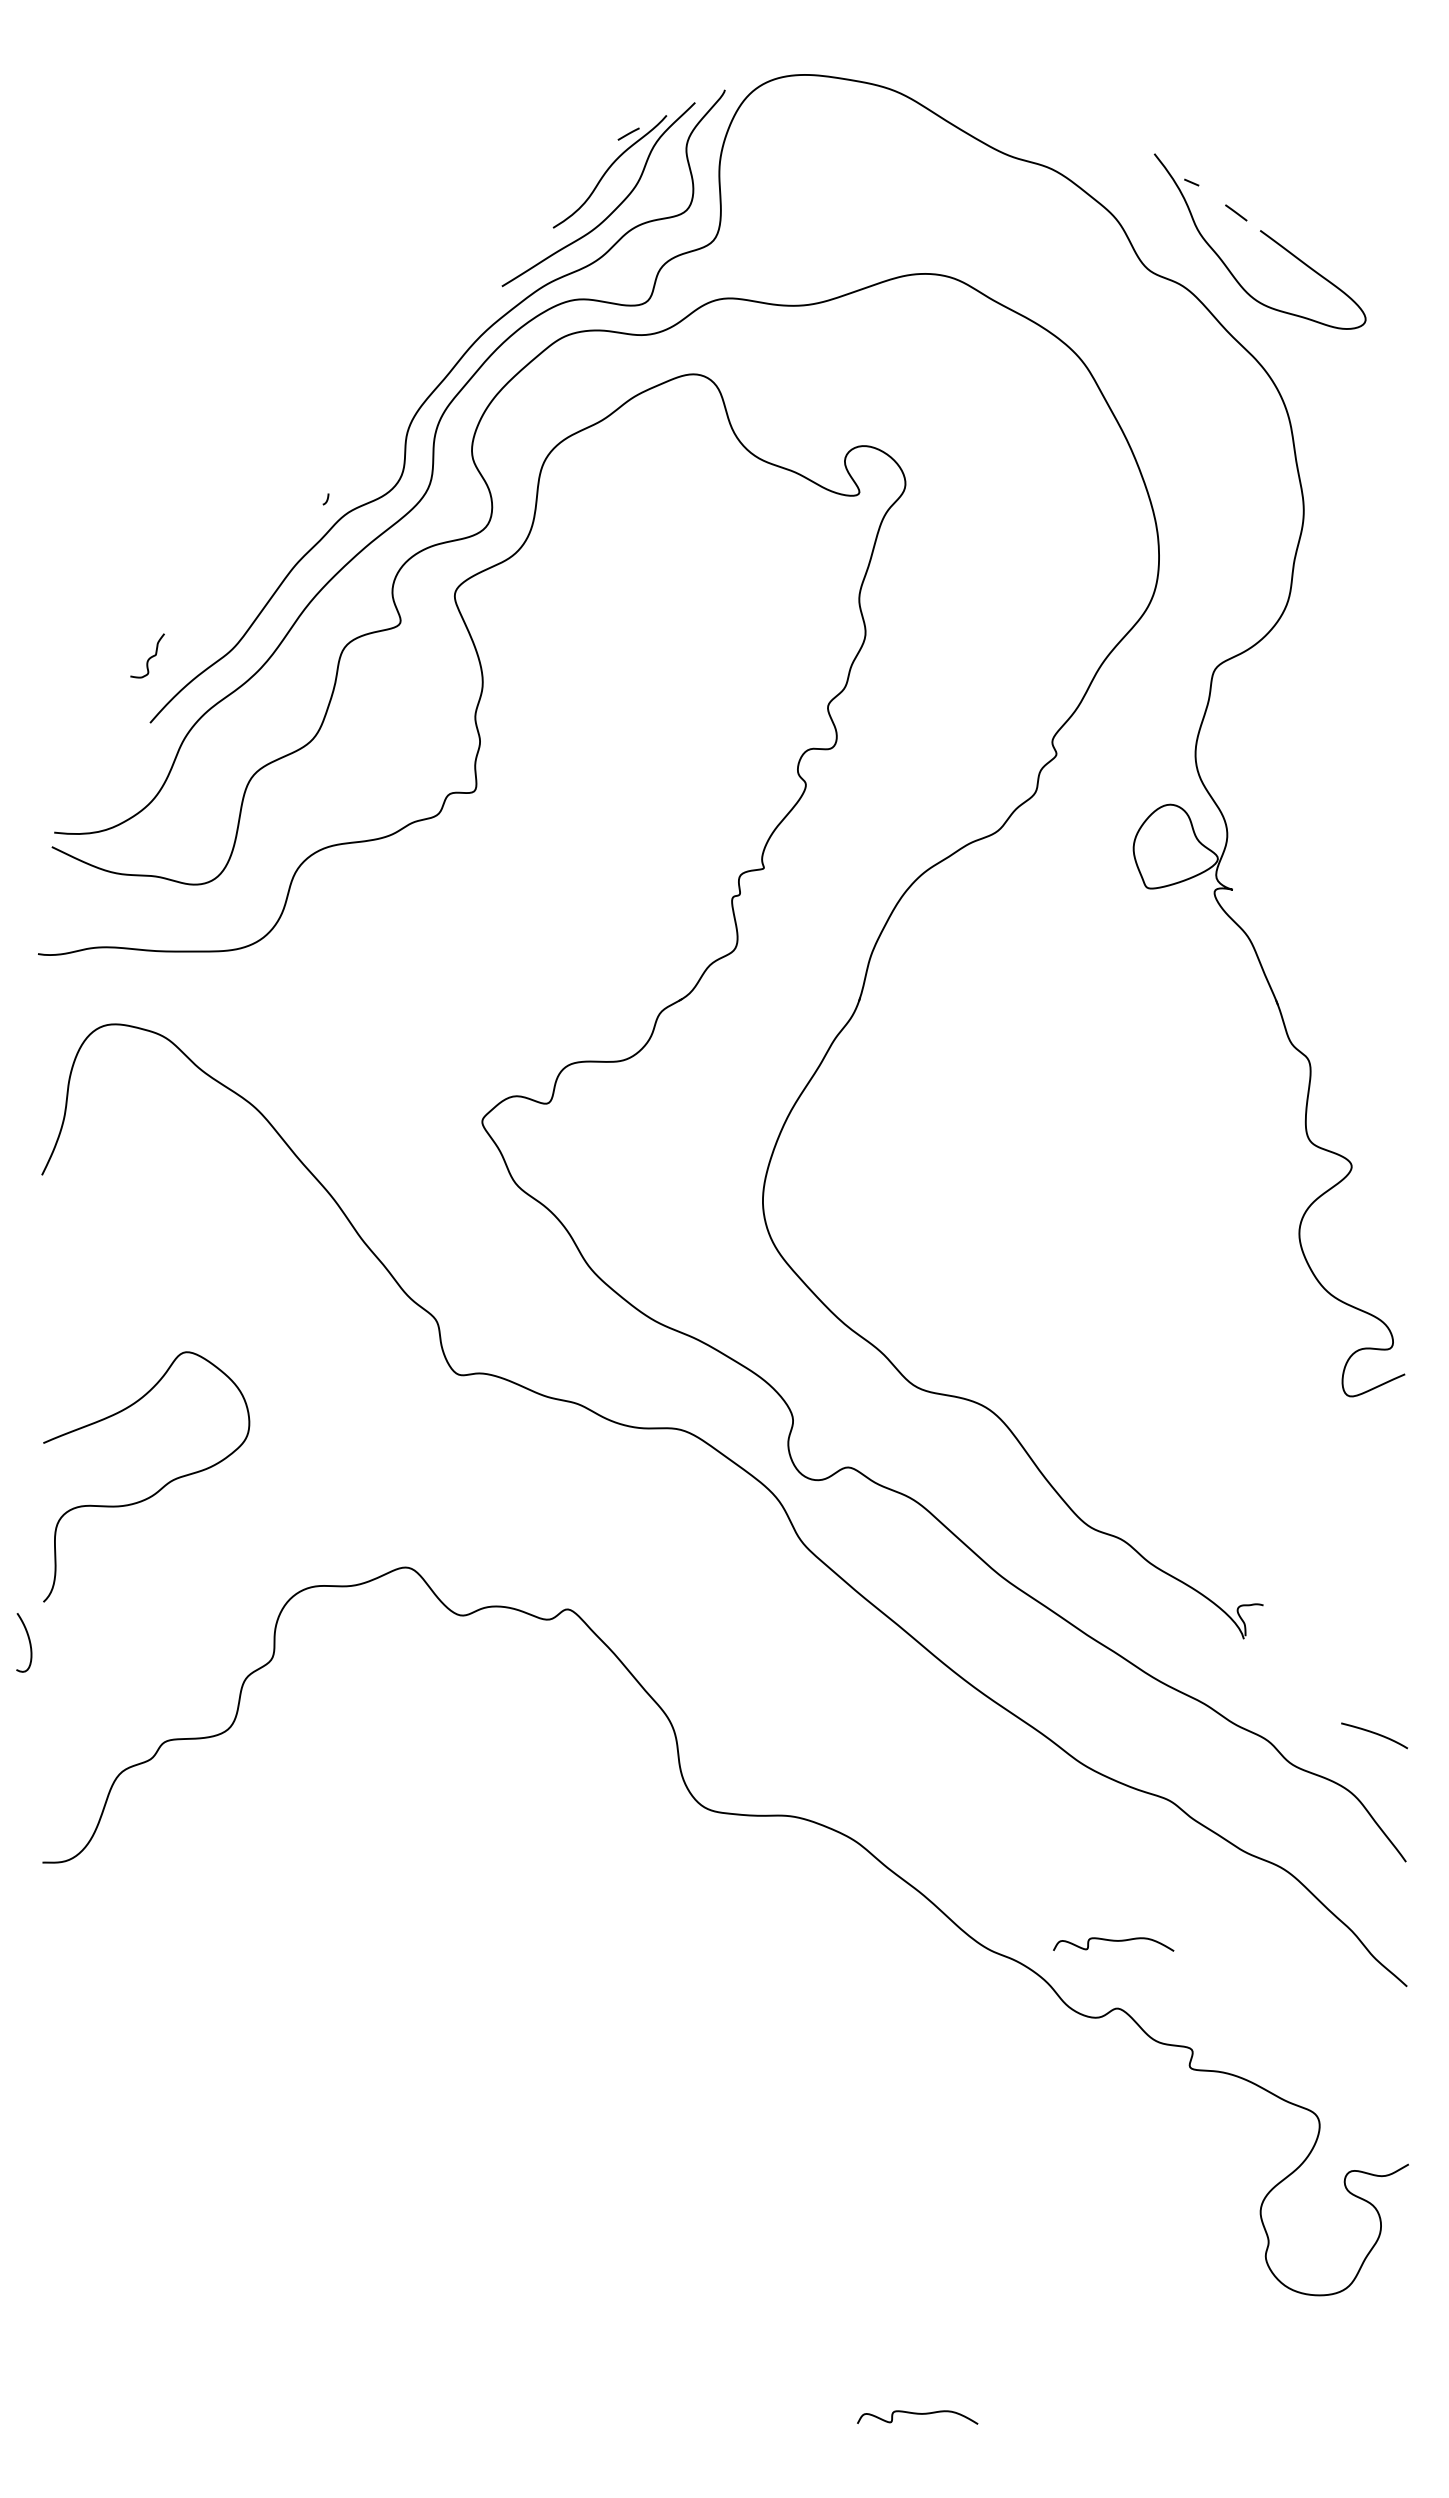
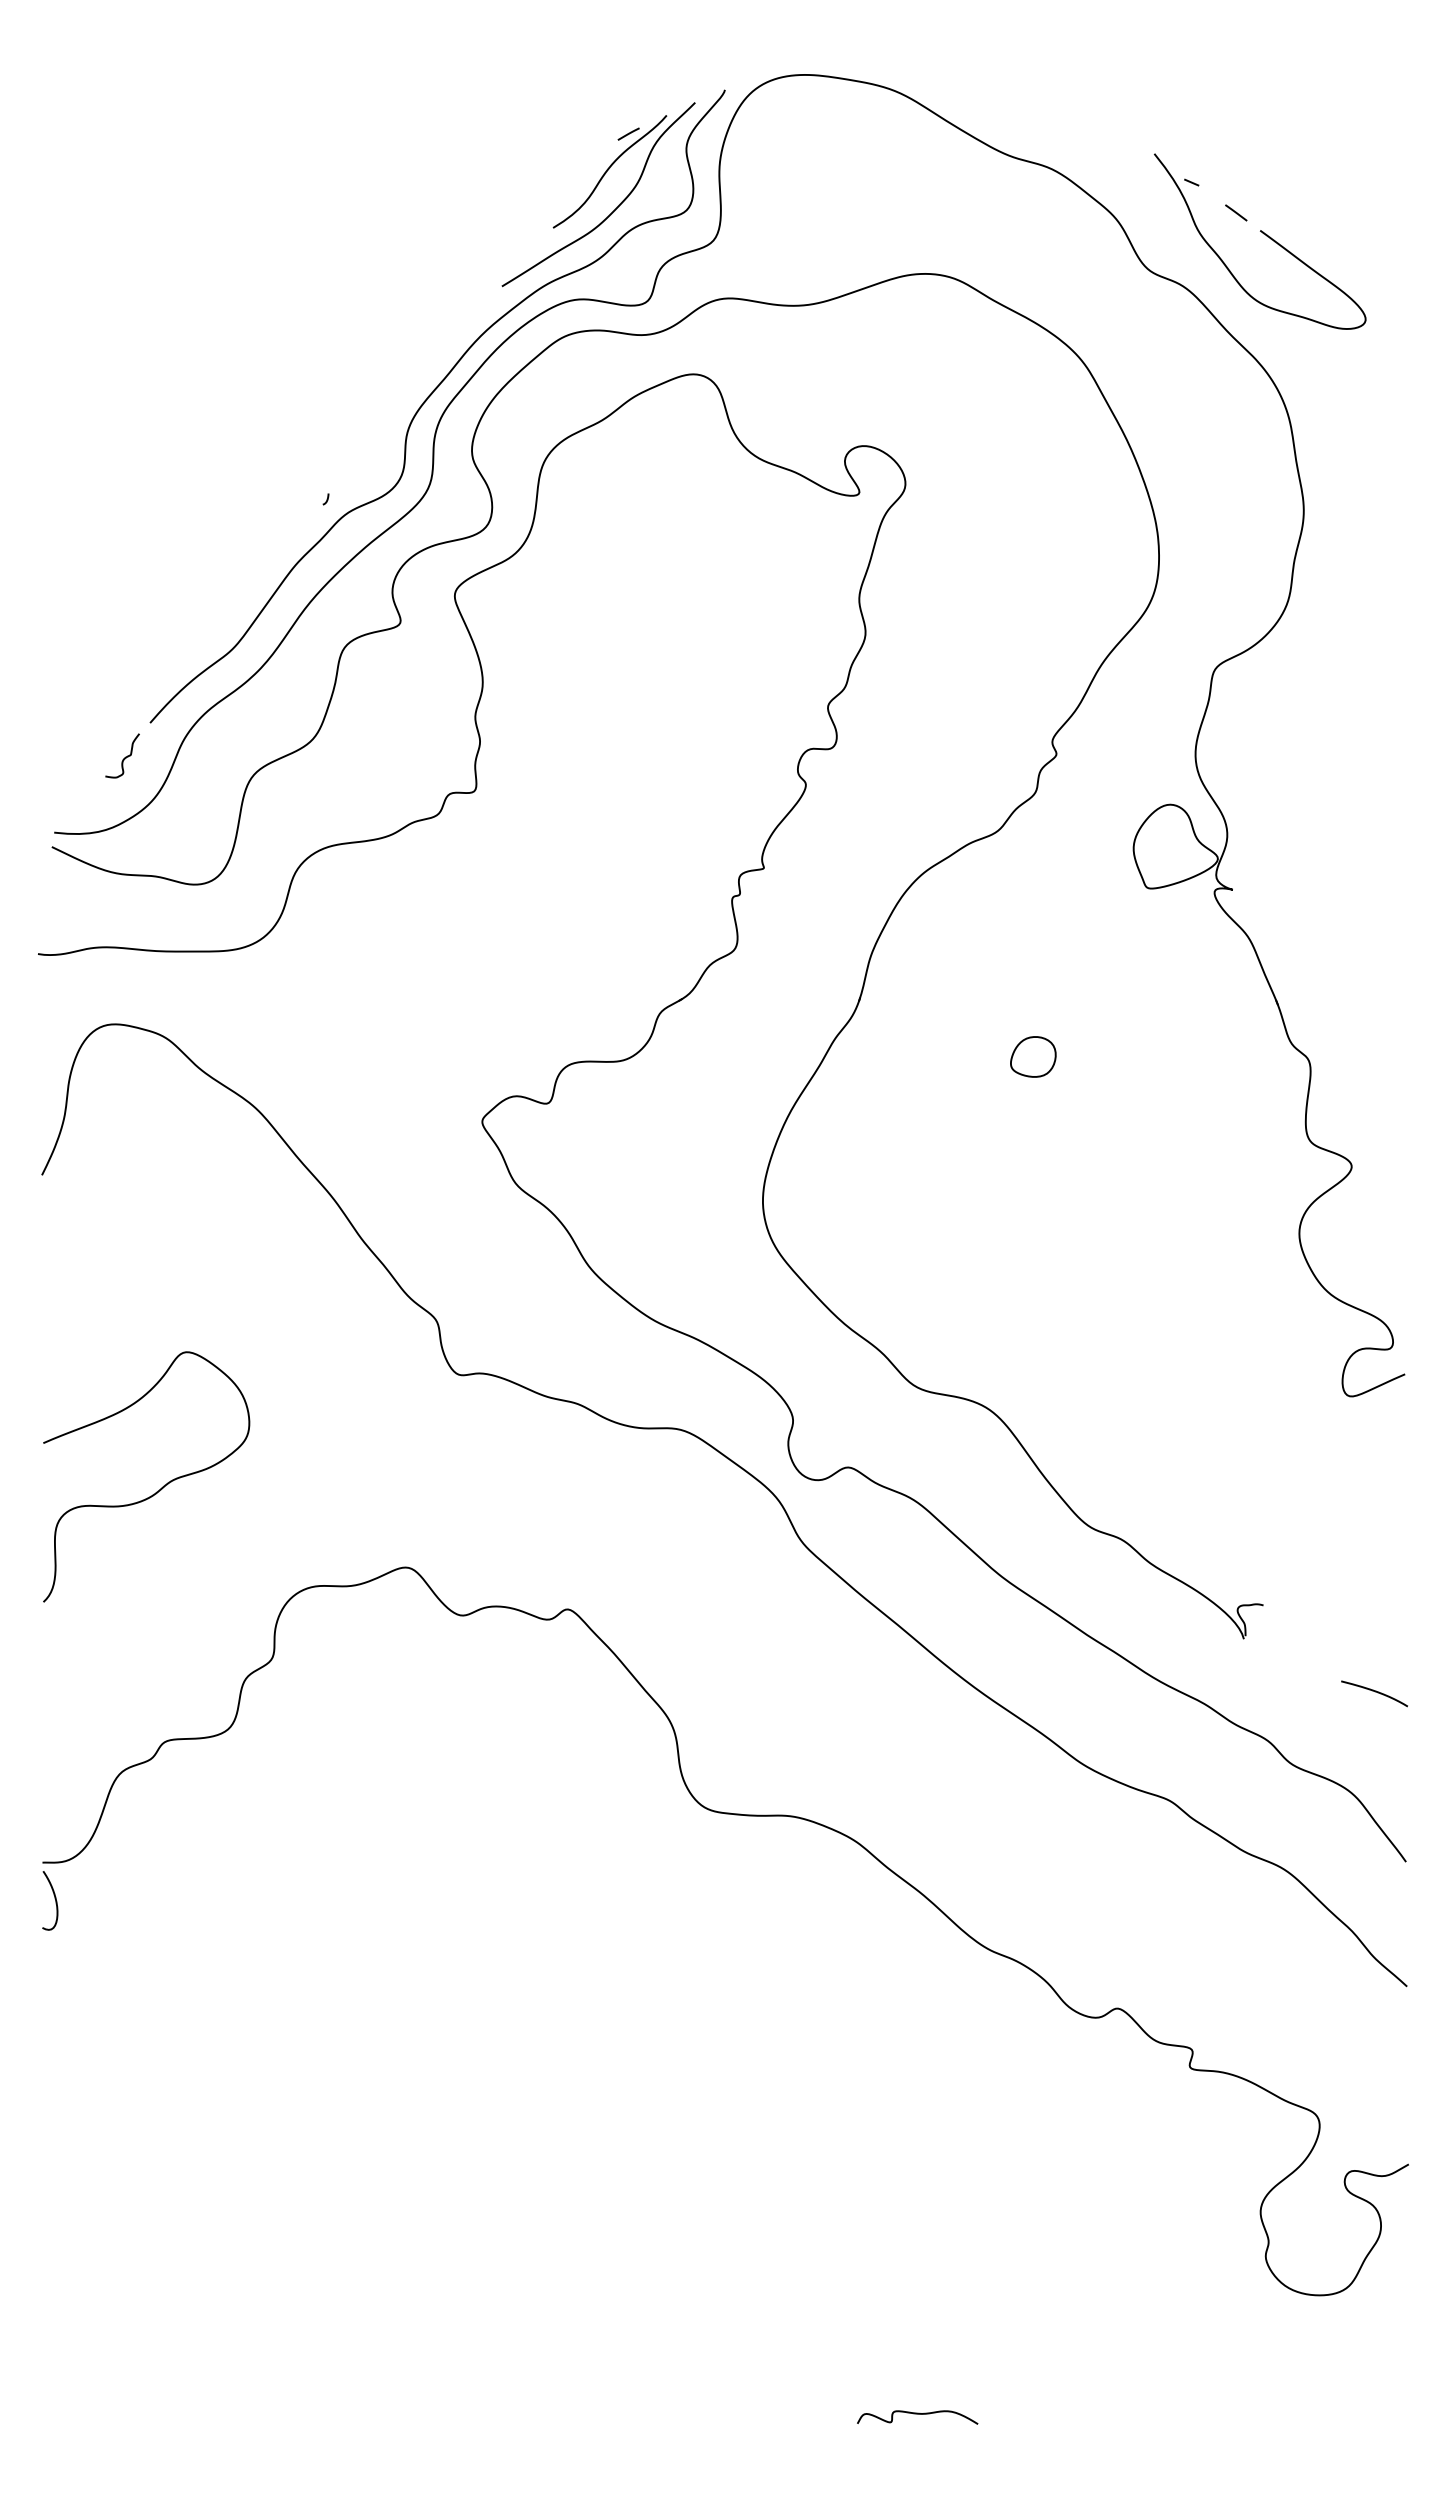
curve position: (149, 657) -> (124, 757) (124, 757)
part: none -> present (1033, 1056)
curve position: (28, 1640) -> (54, 1898) (54, 1898)
curve position: (1375, 1734) -> (1375, 1692) (1375, 1692)
curve: present -> none (1113, 1941)
